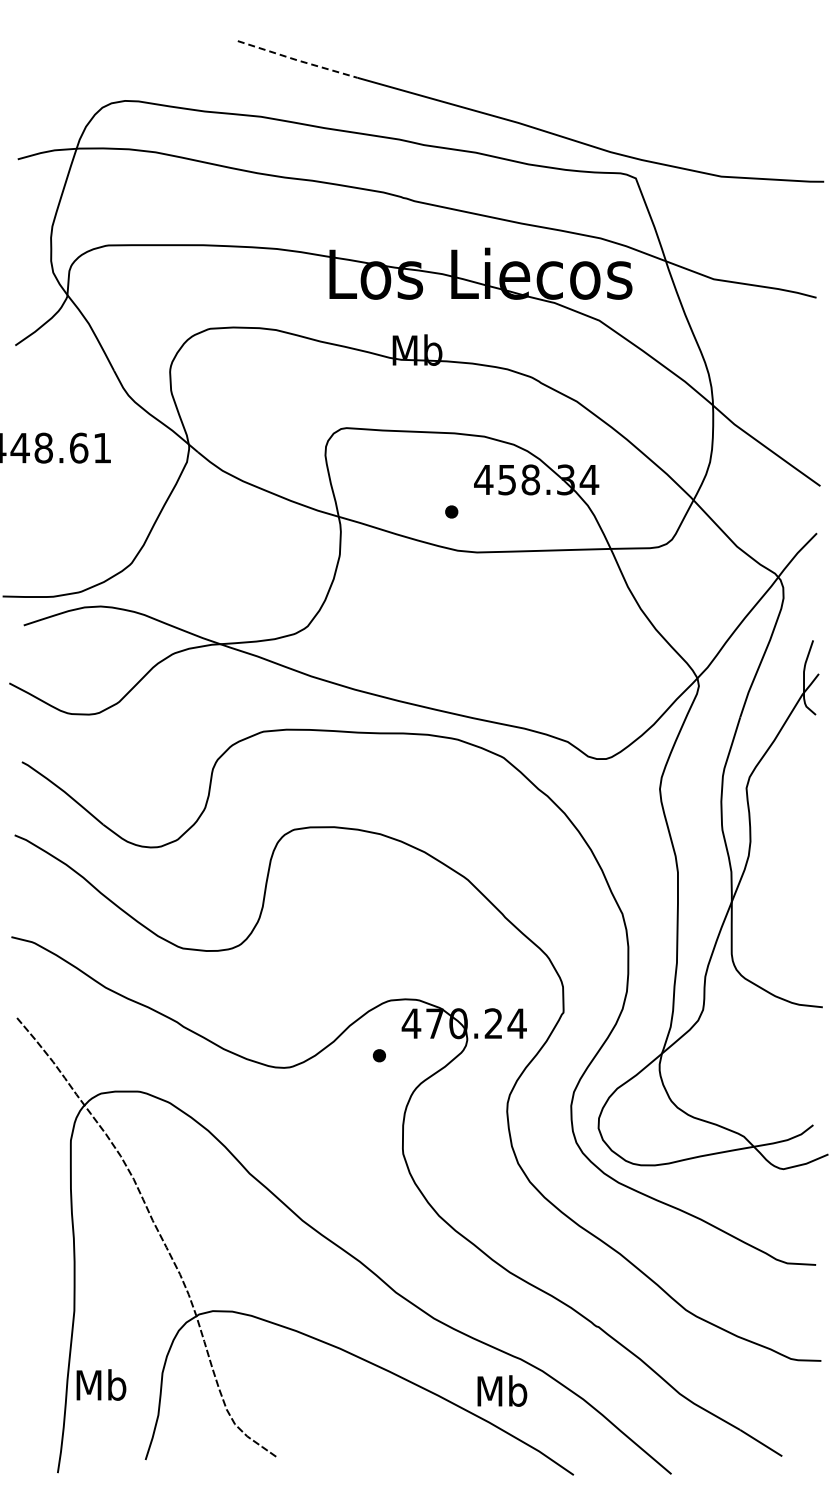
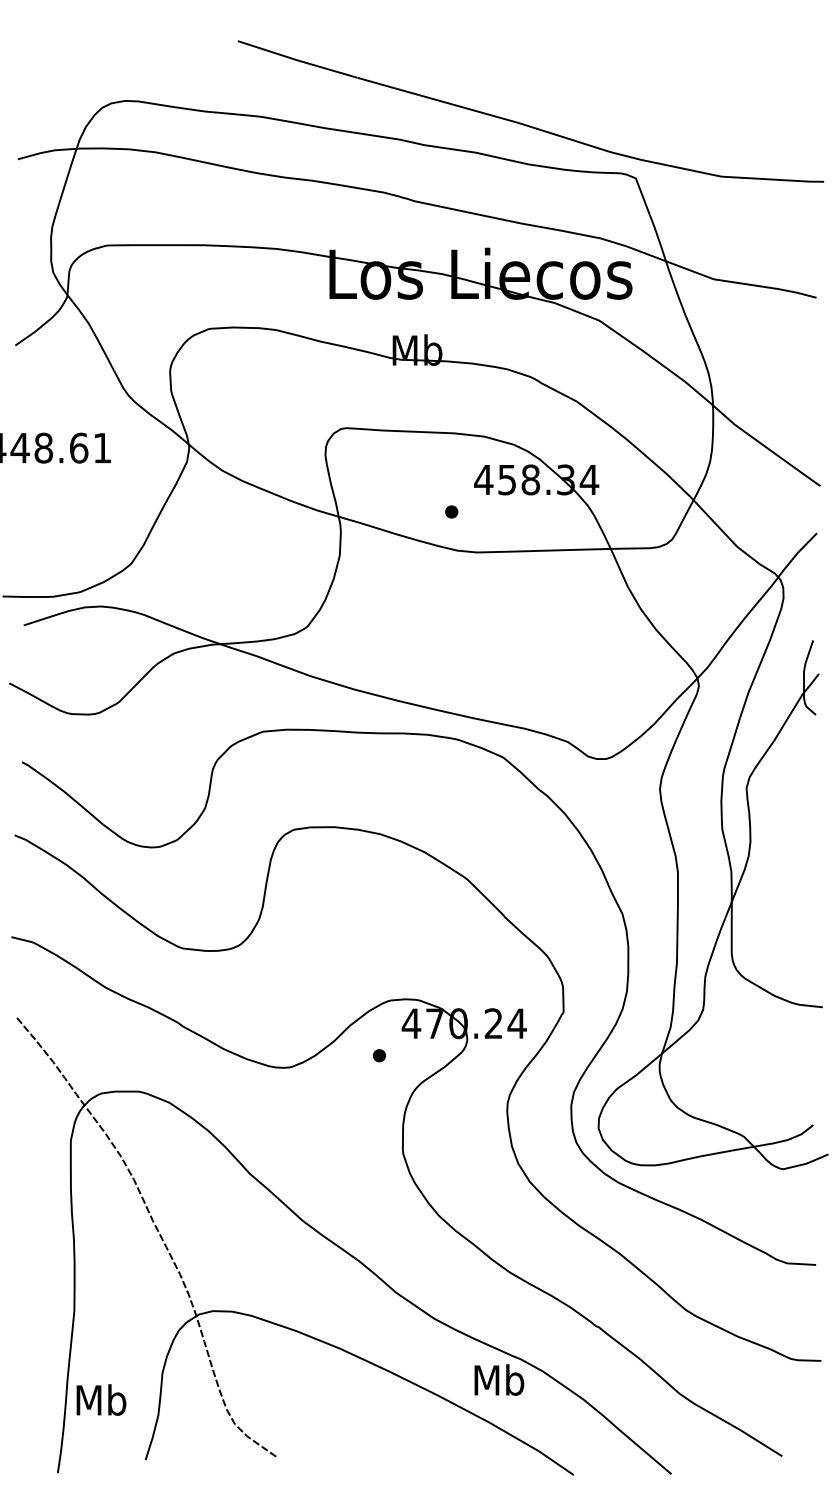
line: dashed -> solid (297, 60)
text position: (101, 1384) -> (101, 1399) (101, 1399)
text position: (502, 1390) -> (499, 1379) (499, 1379)
